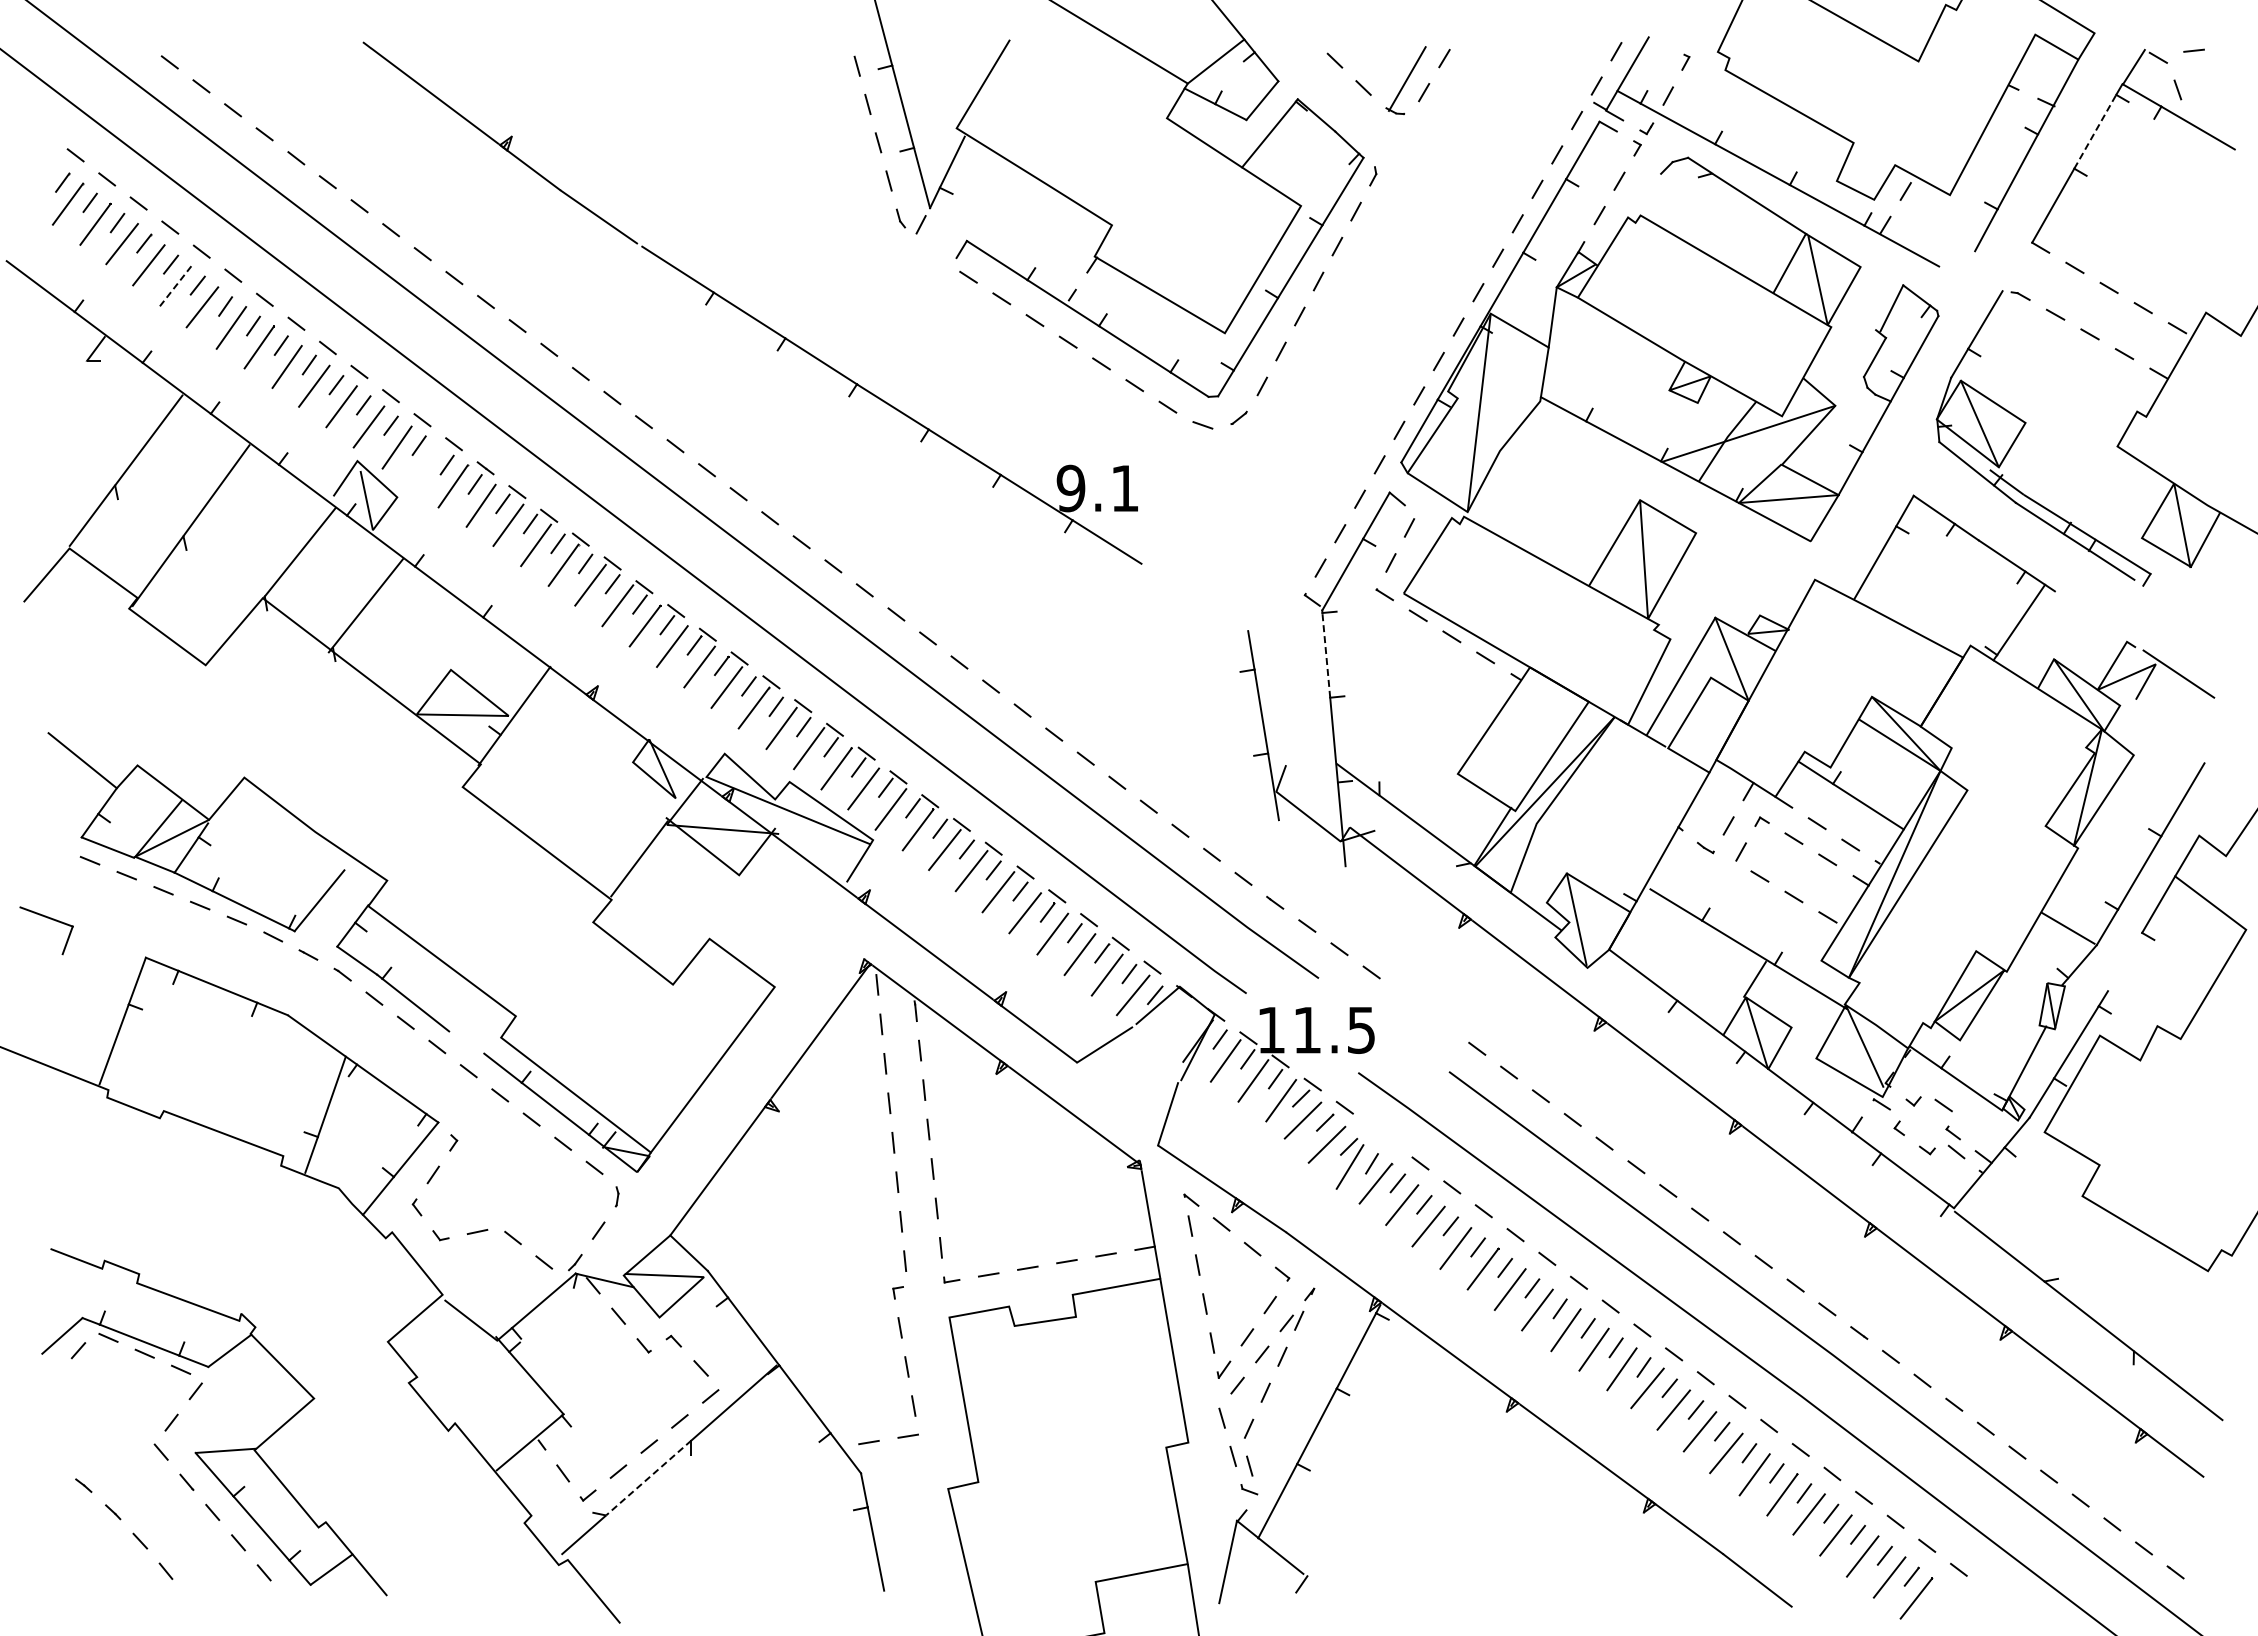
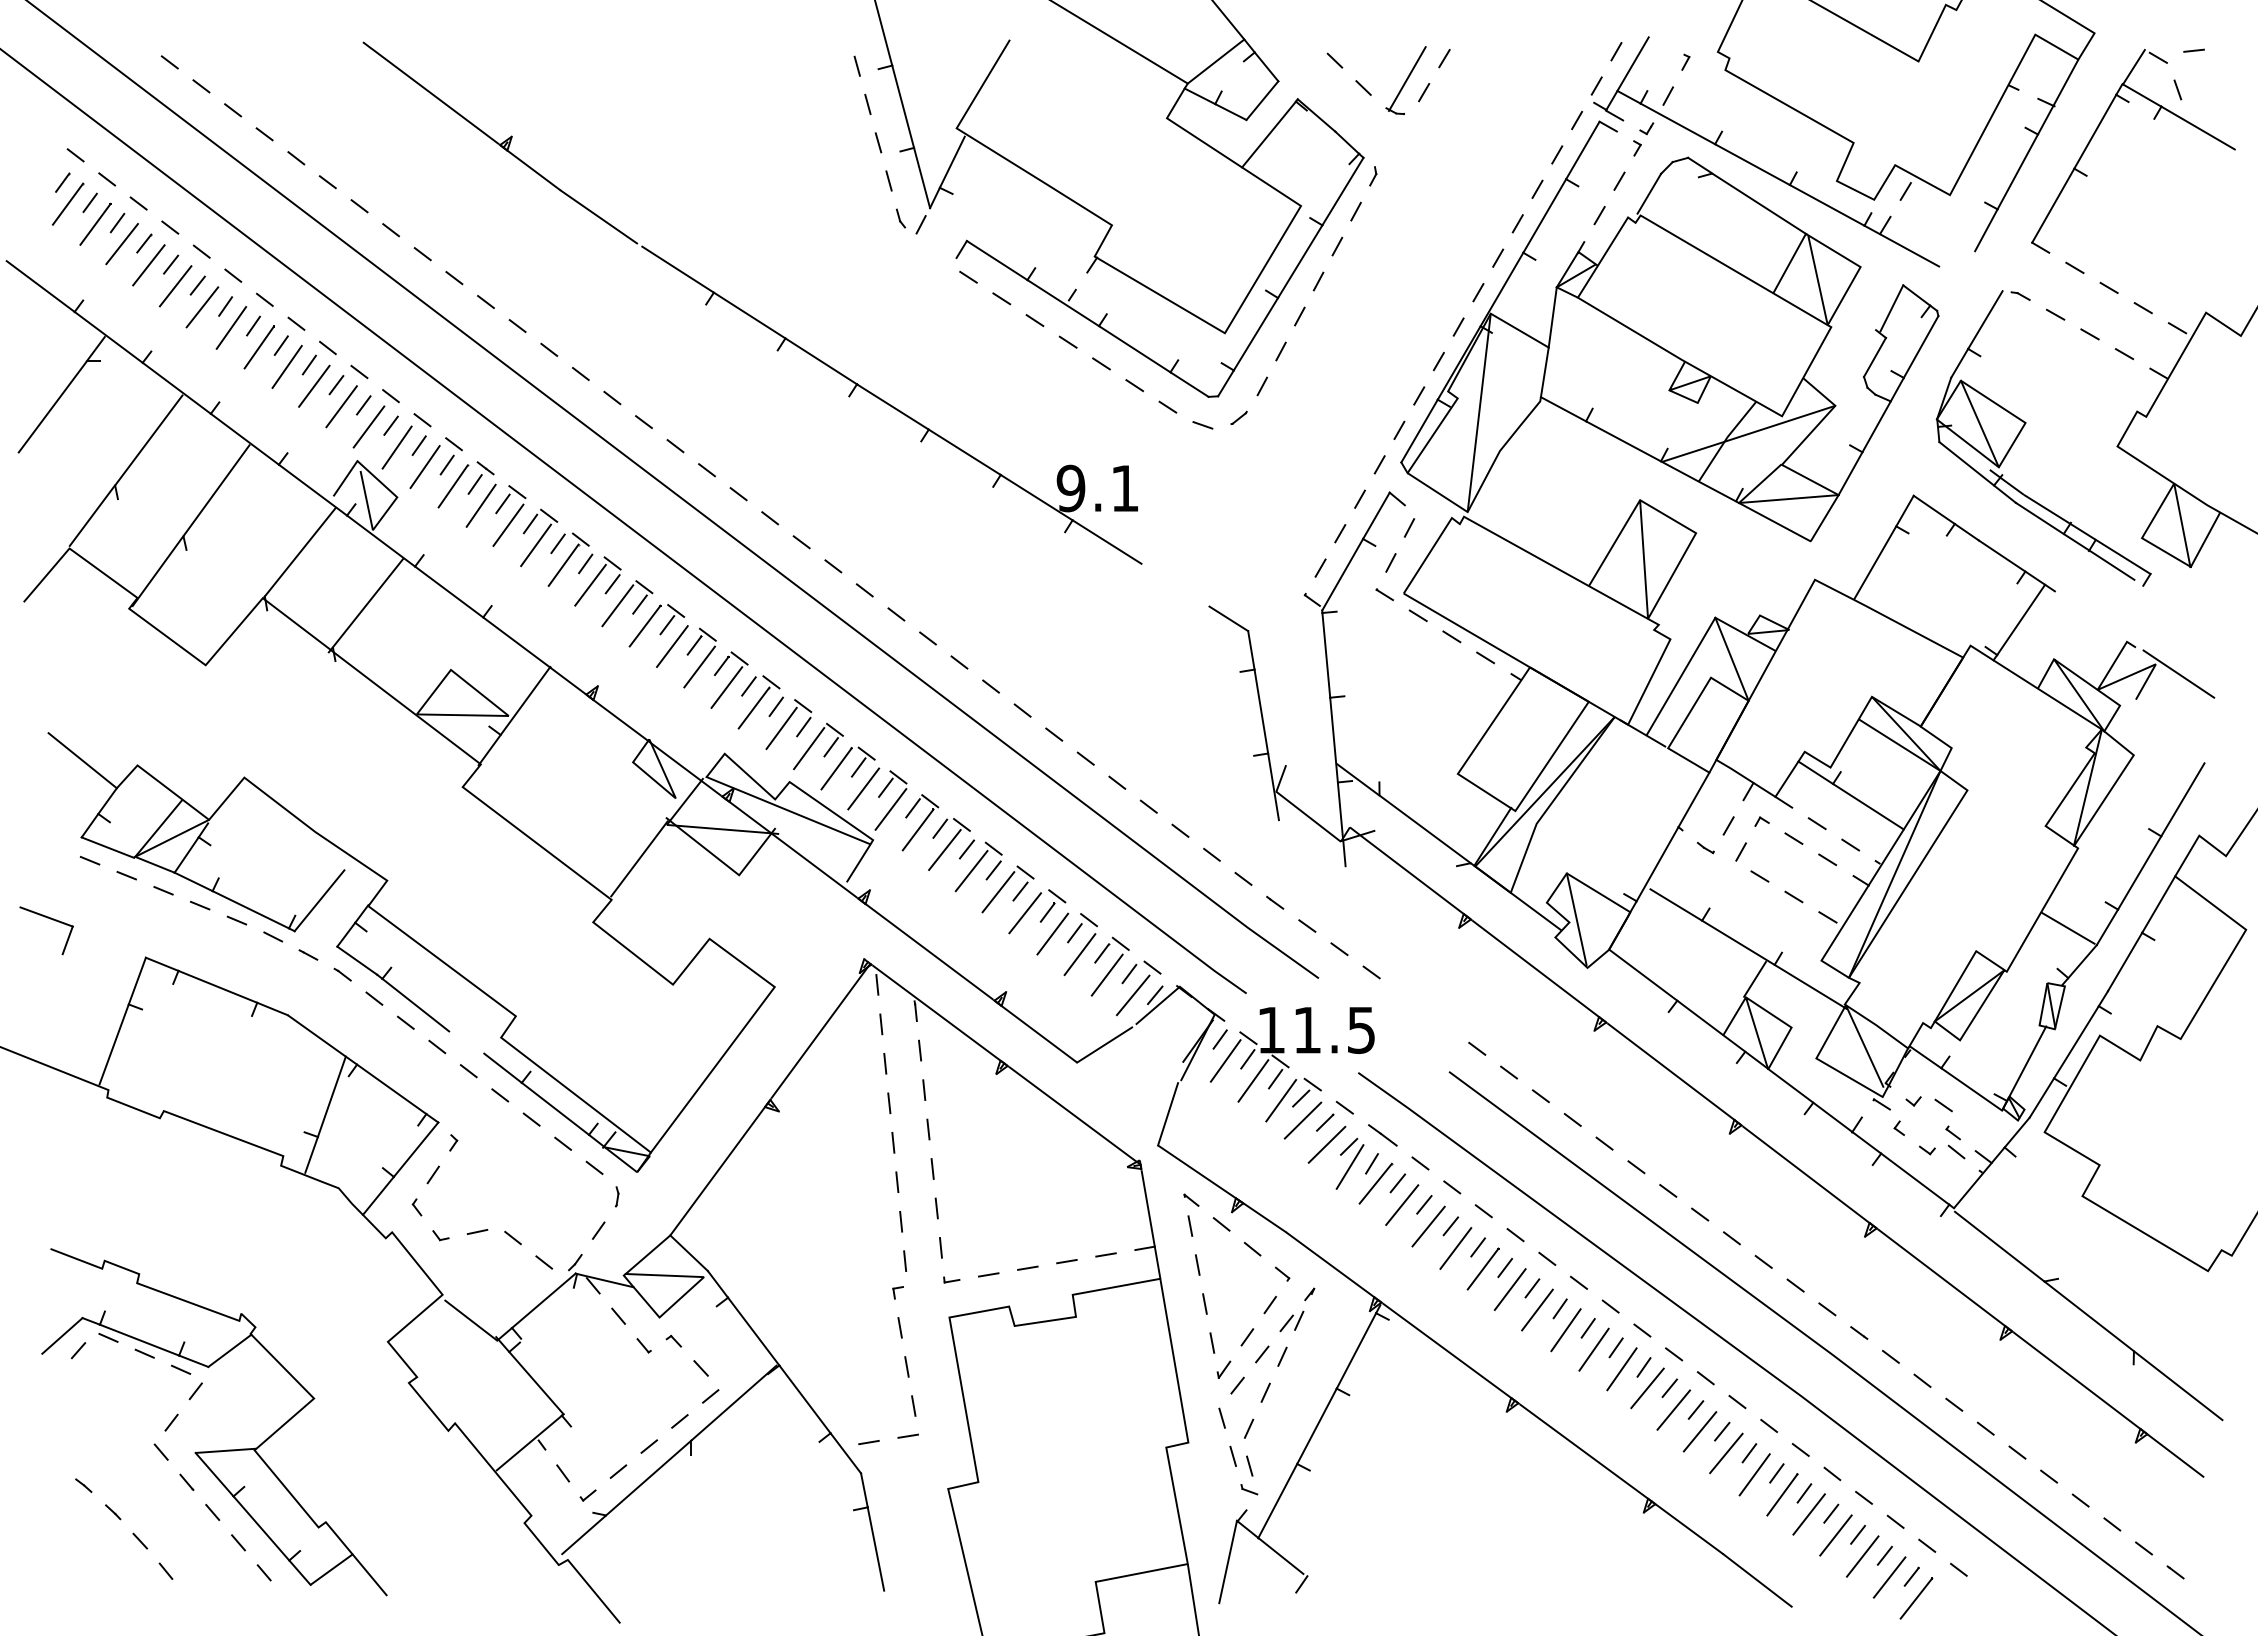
line: dashed -> solid (2095, 131)
line: none -> present (1649, 193)
line: dashed -> solid (175, 286)
line: none -> present (52, 406)
line: none -> present (424, 467)
line: none -> present (1228, 618)
line: dashed -> solid (1326, 655)
line: none -> present (2125, 961)
line: none -> present (1382, 1135)
line: dashed -> solid (648, 1477)
